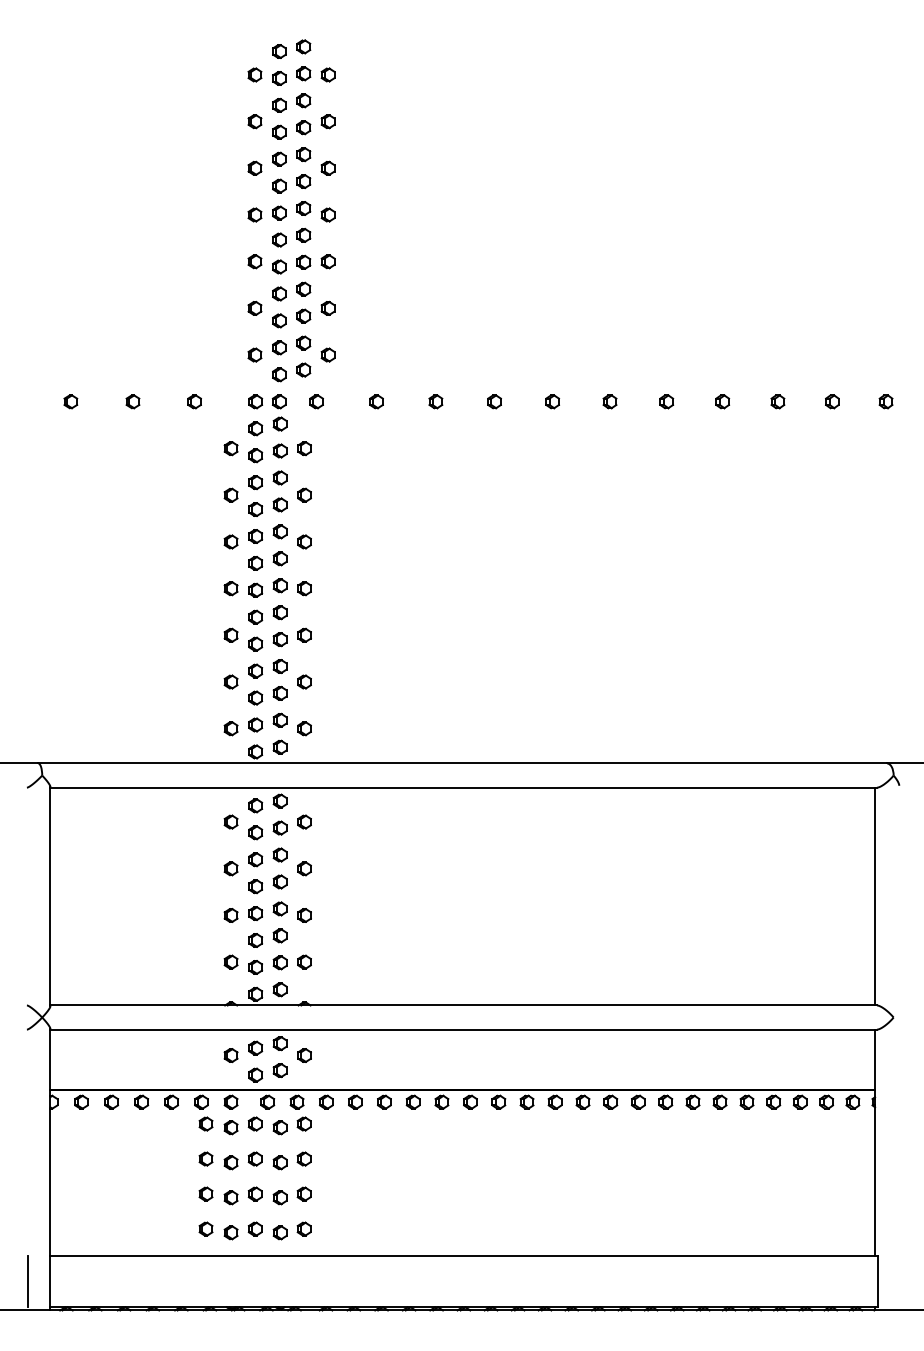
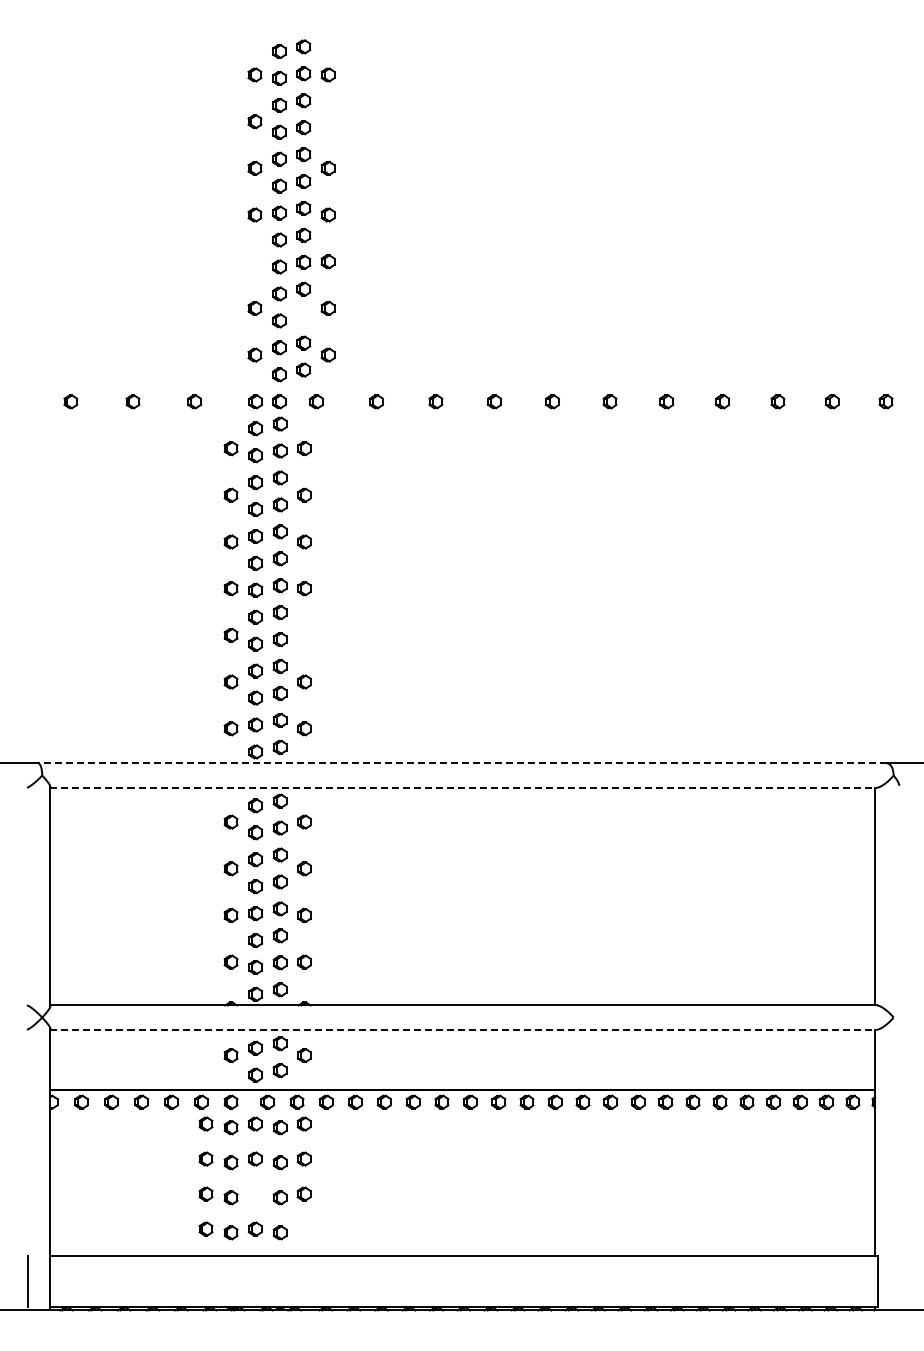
part: present -> none (327, 121)
part: present -> none (254, 261)
part: present -> none (303, 315)
part: present -> none (304, 634)
line: solid -> dashed (462, 763)
line: solid -> dashed (464, 787)
line: solid -> dashed (464, 1029)
part: present -> none (254, 1193)
part: present -> none (303, 1228)
